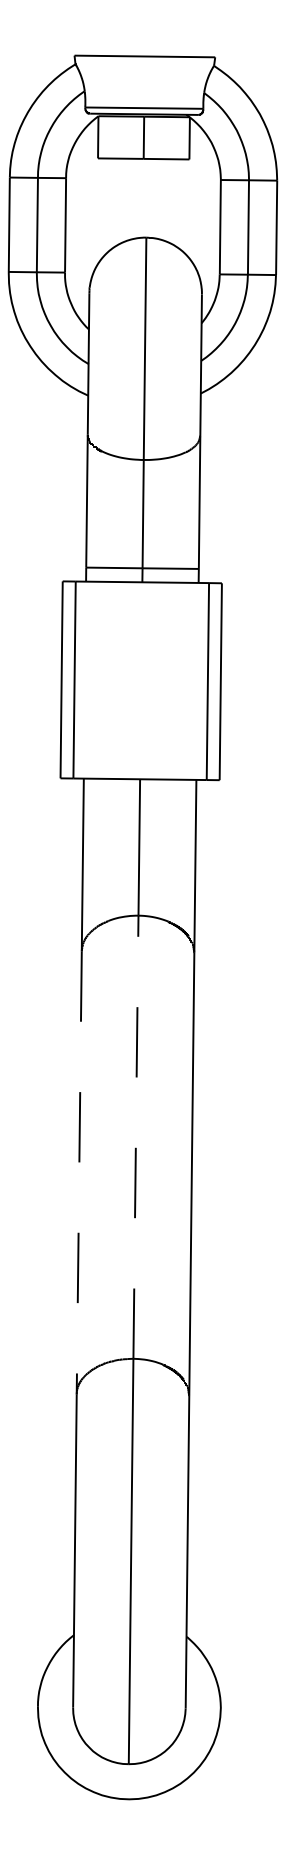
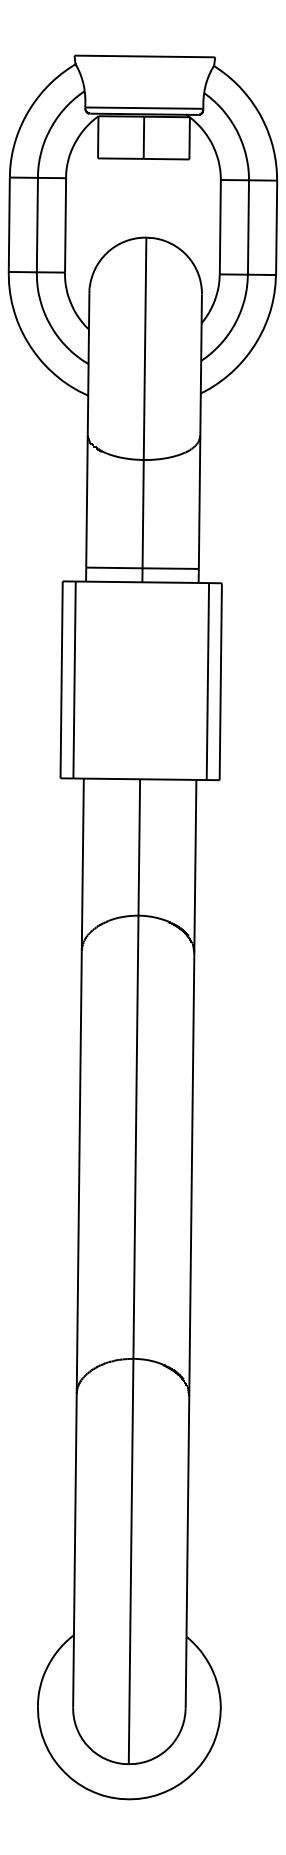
line: dashed -> solid (135, 1137)
line: dashed -> solid (79, 1172)
